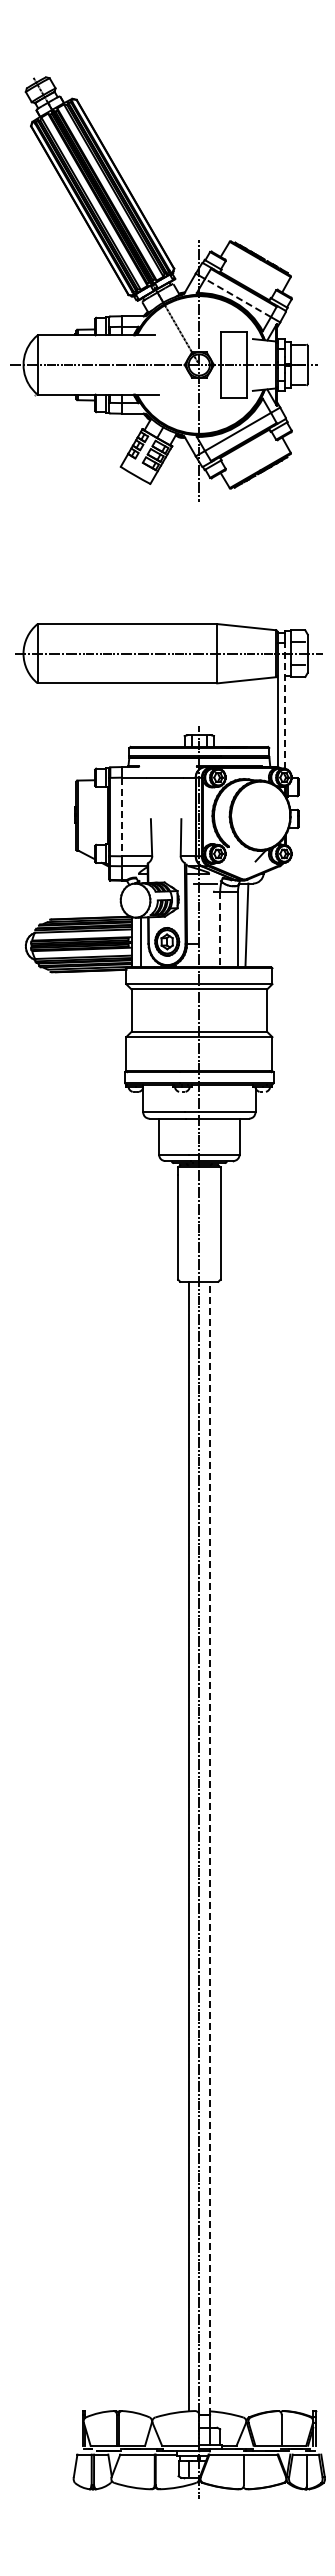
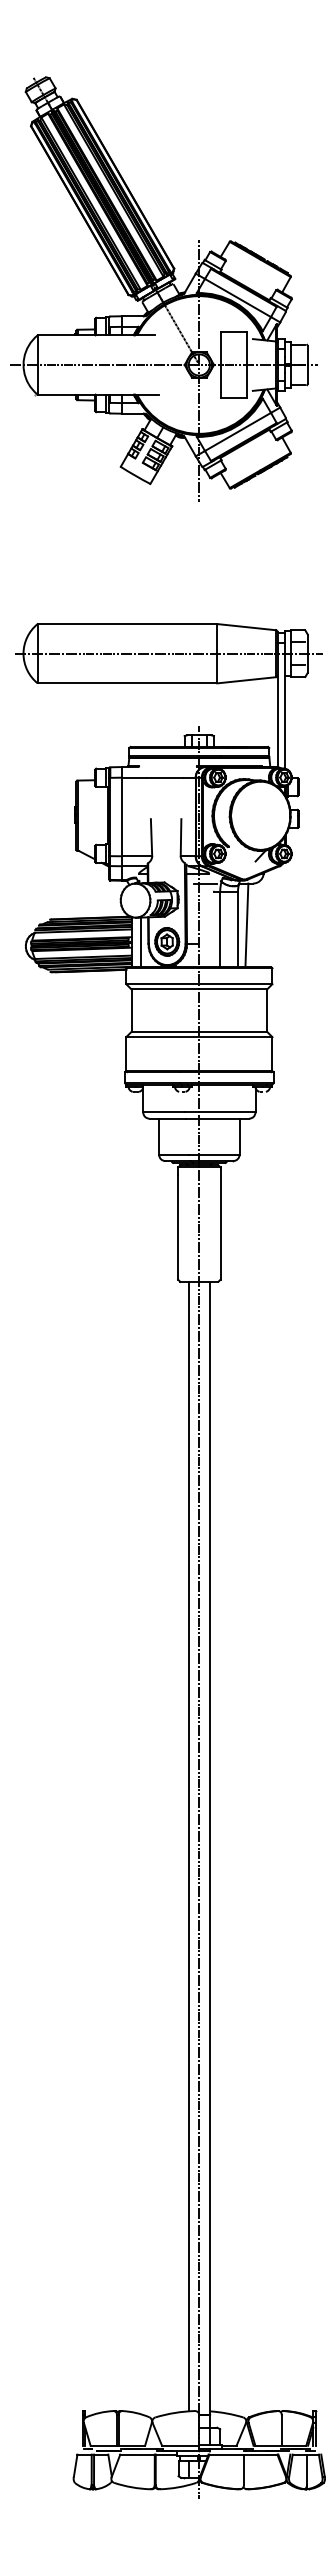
line: dashed -> solid (237, 297)
line: dashed -> solid (284, 705)
line: dashed -> solid (122, 817)
line: dashed -> solid (220, 929)
line: dashed -> solid (209, 1848)
